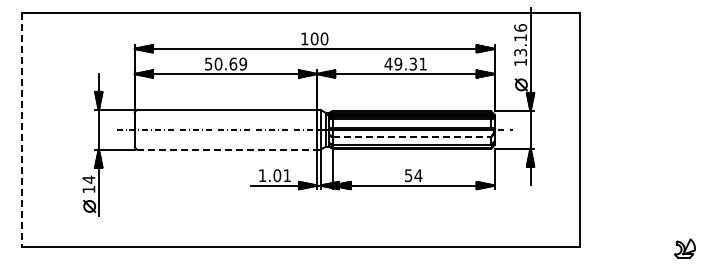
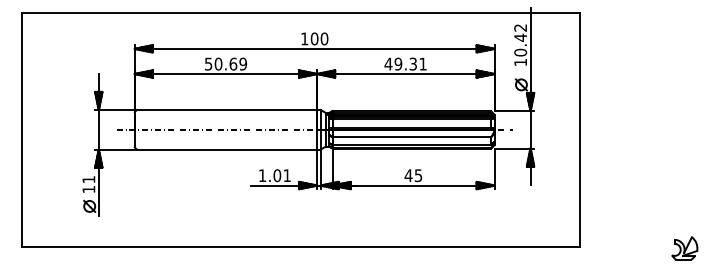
text: 13.16 -> 10.42 (520, 40)
line: dashed -> solid (21, 129)
line: dashed -> solid (412, 137)
line: dashed -> solid (227, 149)
text: 54 -> 45 (413, 175)
text: 14 -> 11 (88, 179)
part size: 22x21 px -> 28x25 px (684, 248)
